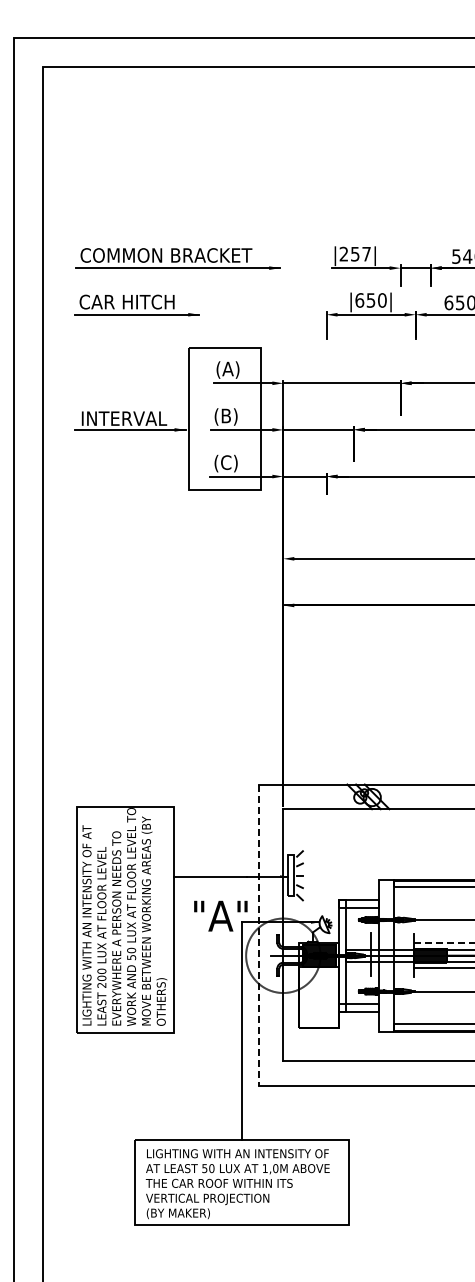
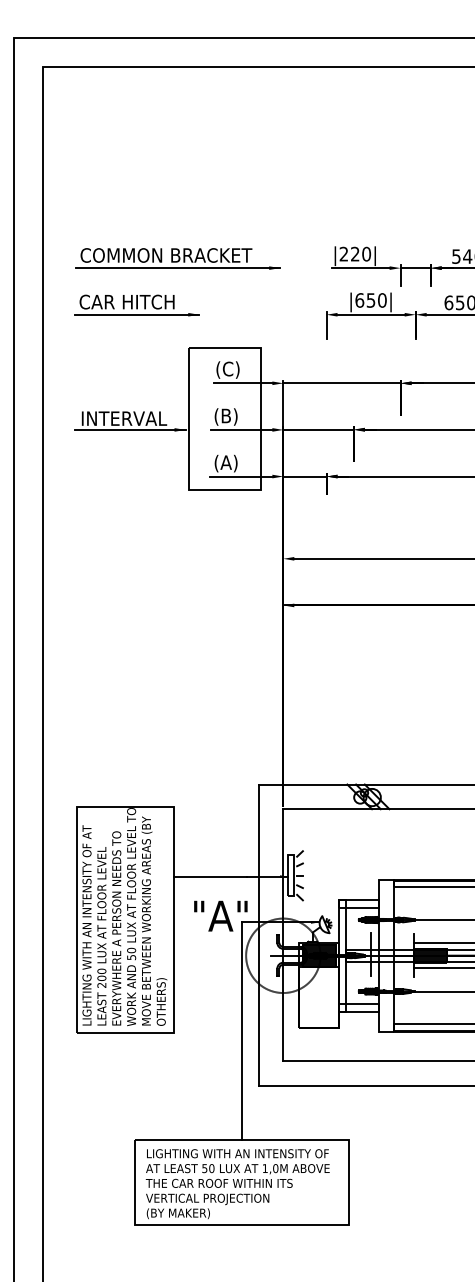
text: |257| -> |220| (361, 253)
text: (A) -> (C) (227, 369)
text: (C) -> (A) (225, 463)
line: dashed -> solid (258, 935)
line: dashed -> solid (444, 943)
